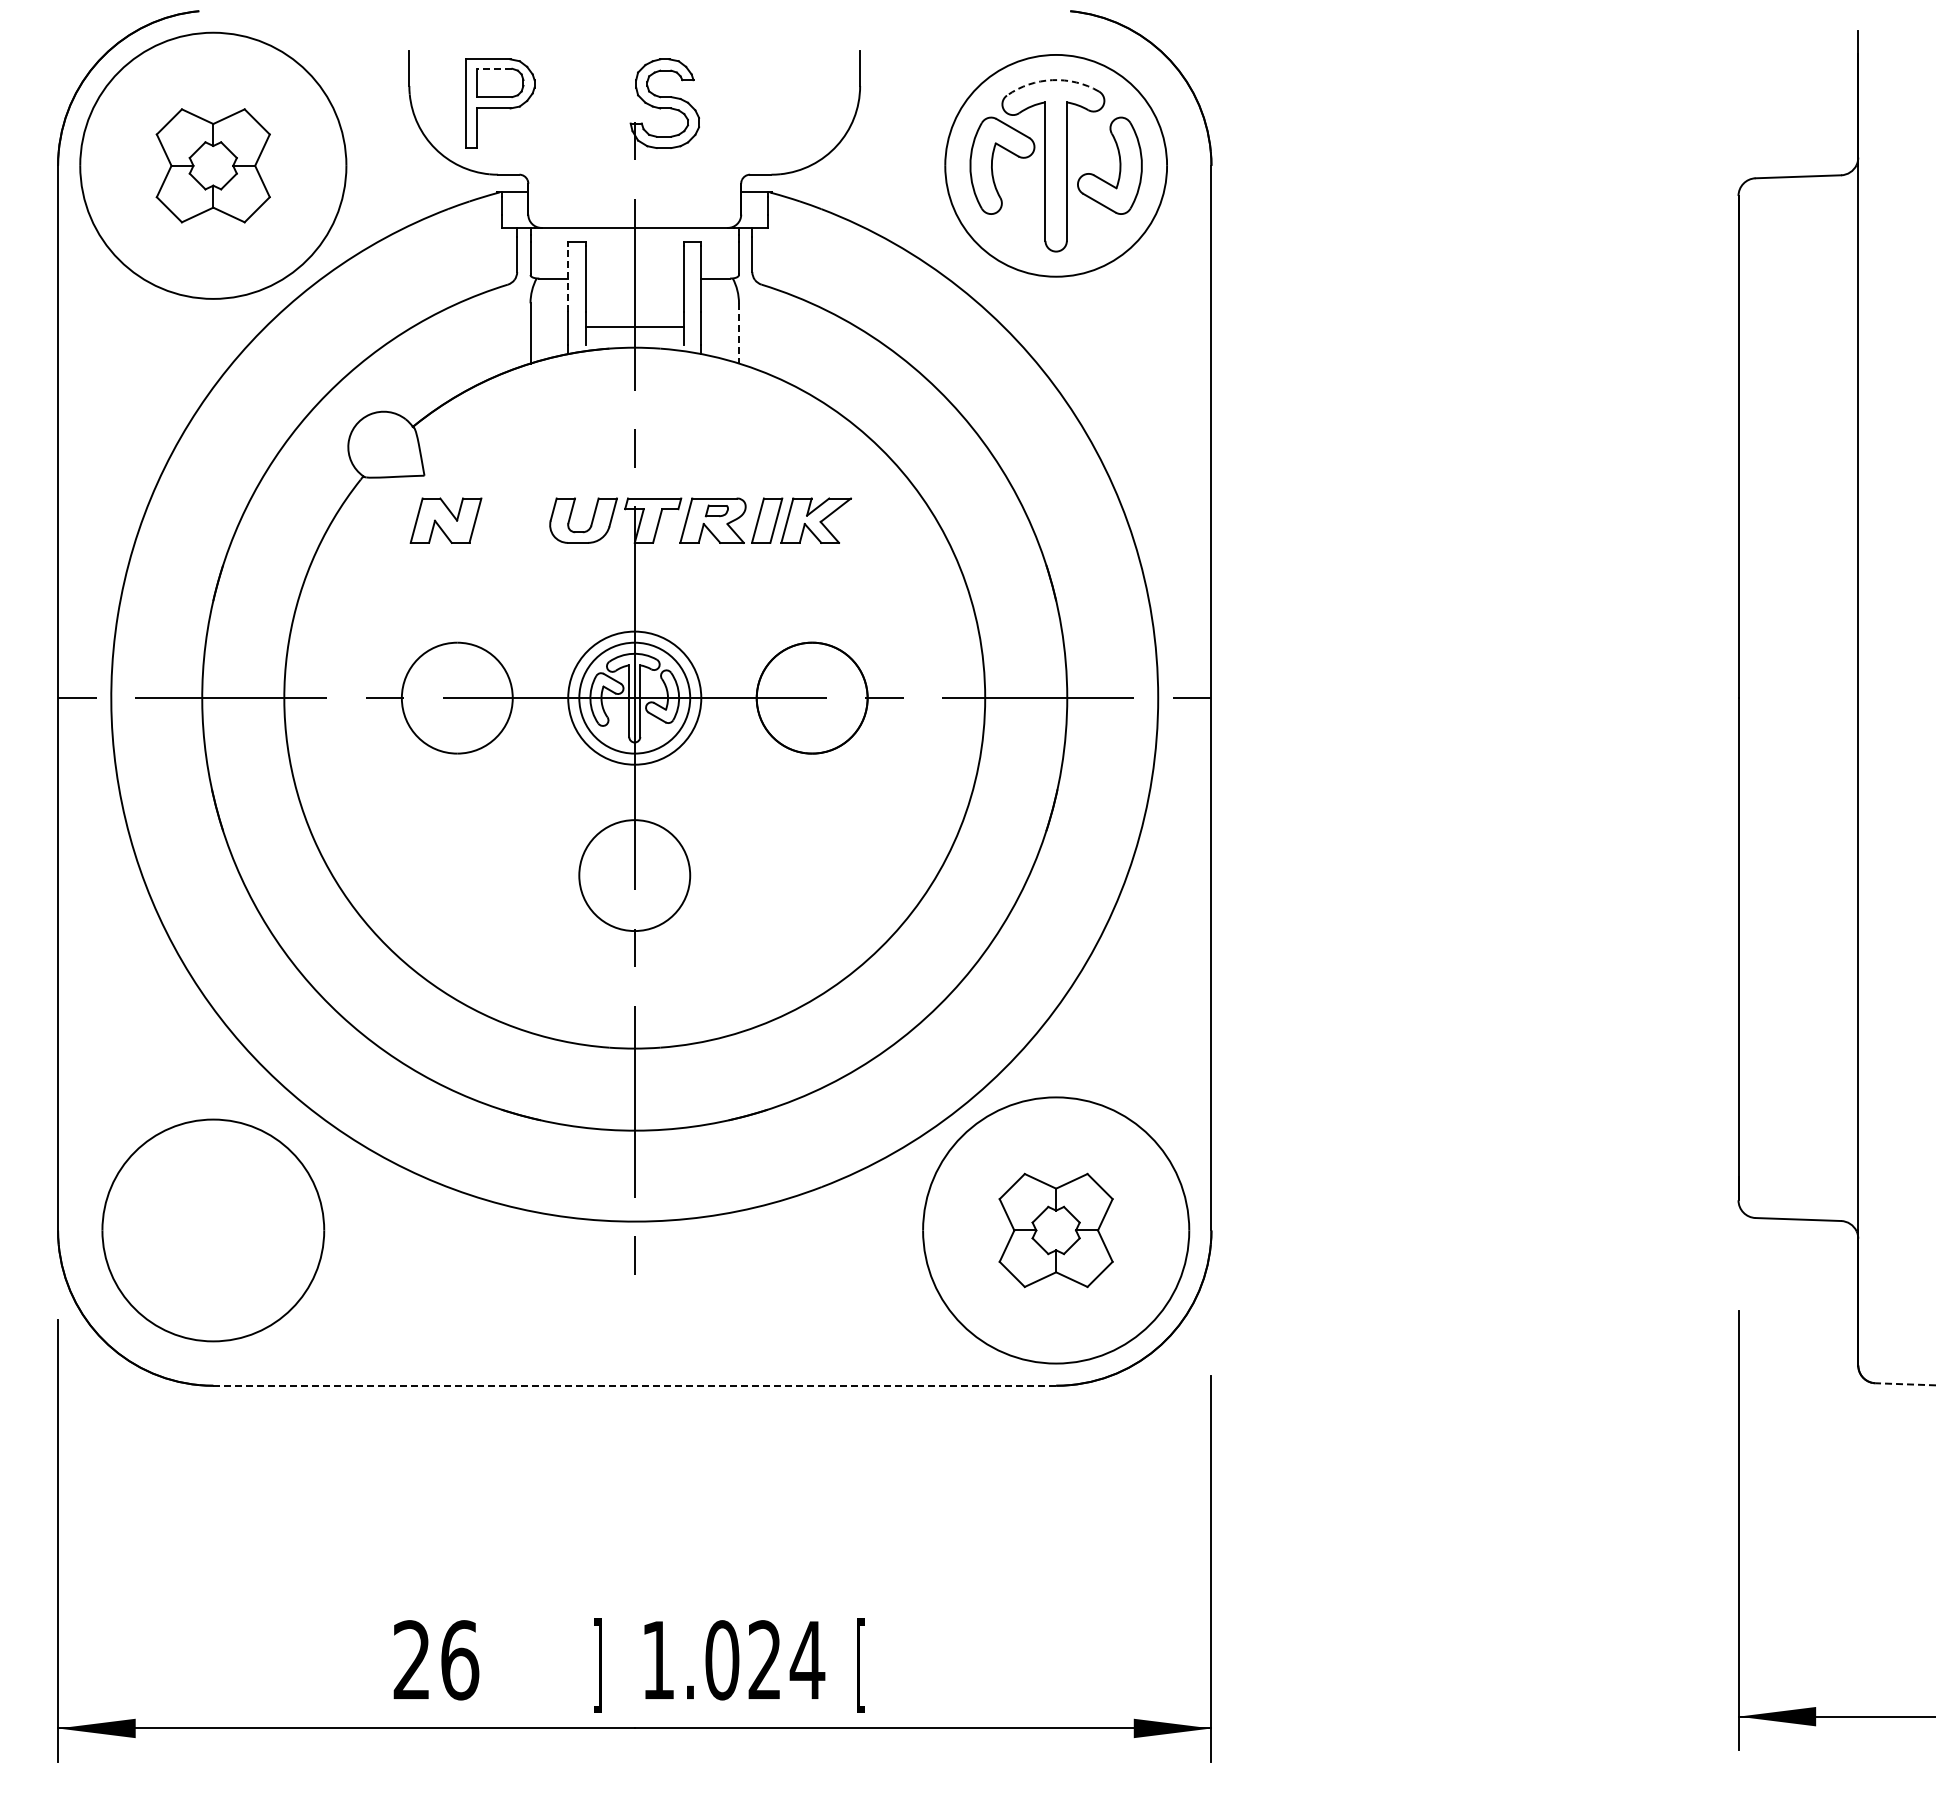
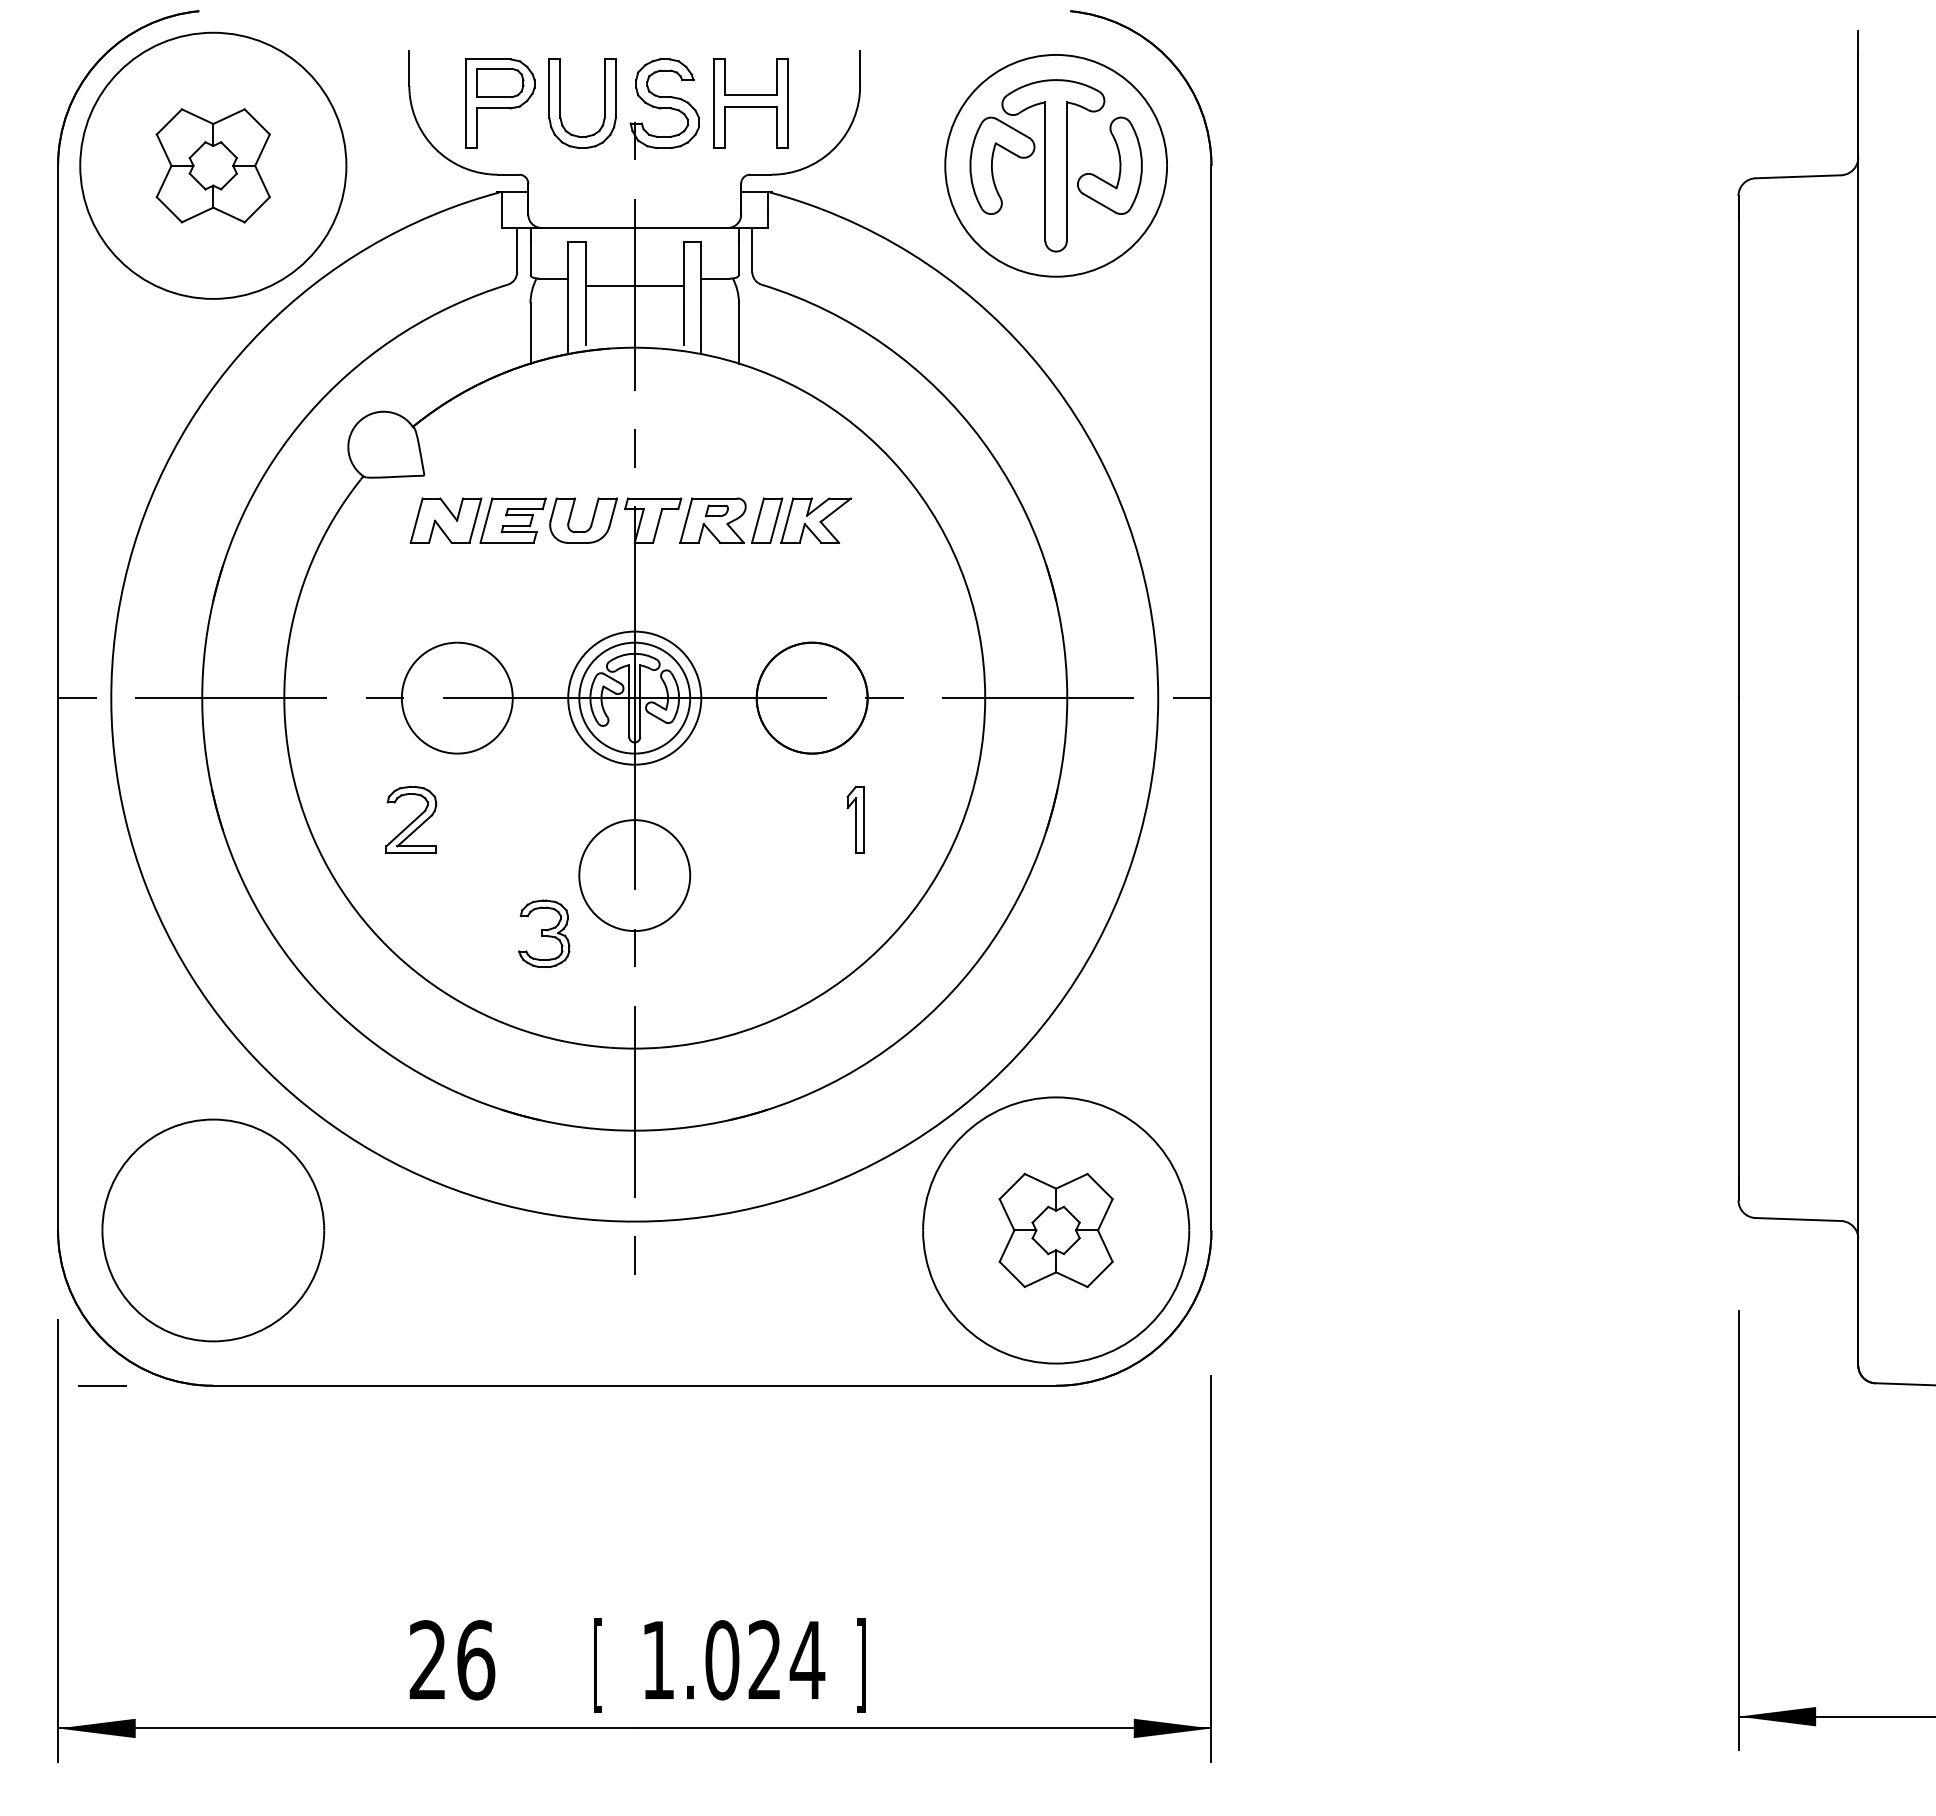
line: dashed -> solid (494, 68)
arc: dashed -> solid (1052, 80)
part: none -> present (560, 103)
part: none -> present (750, 103)
line: dashed -> solid (568, 278)
line position: (634, 326) -> (634, 285) (634, 285)
line: dashed -> solid (739, 333)
part: none -> present (512, 520)
part: none -> present (411, 819)
part: none -> present (855, 819)
part: none -> present (544, 933)
line: dashed -> solid (1905, 1384)
line: none -> present (102, 1385)
line: dashed -> solid (635, 1385)
text position: (436, 1660) -> (452, 1660) (452, 1660)
text: ] -> [ (597, 1665)
text: [ -> ] (861, 1665)
